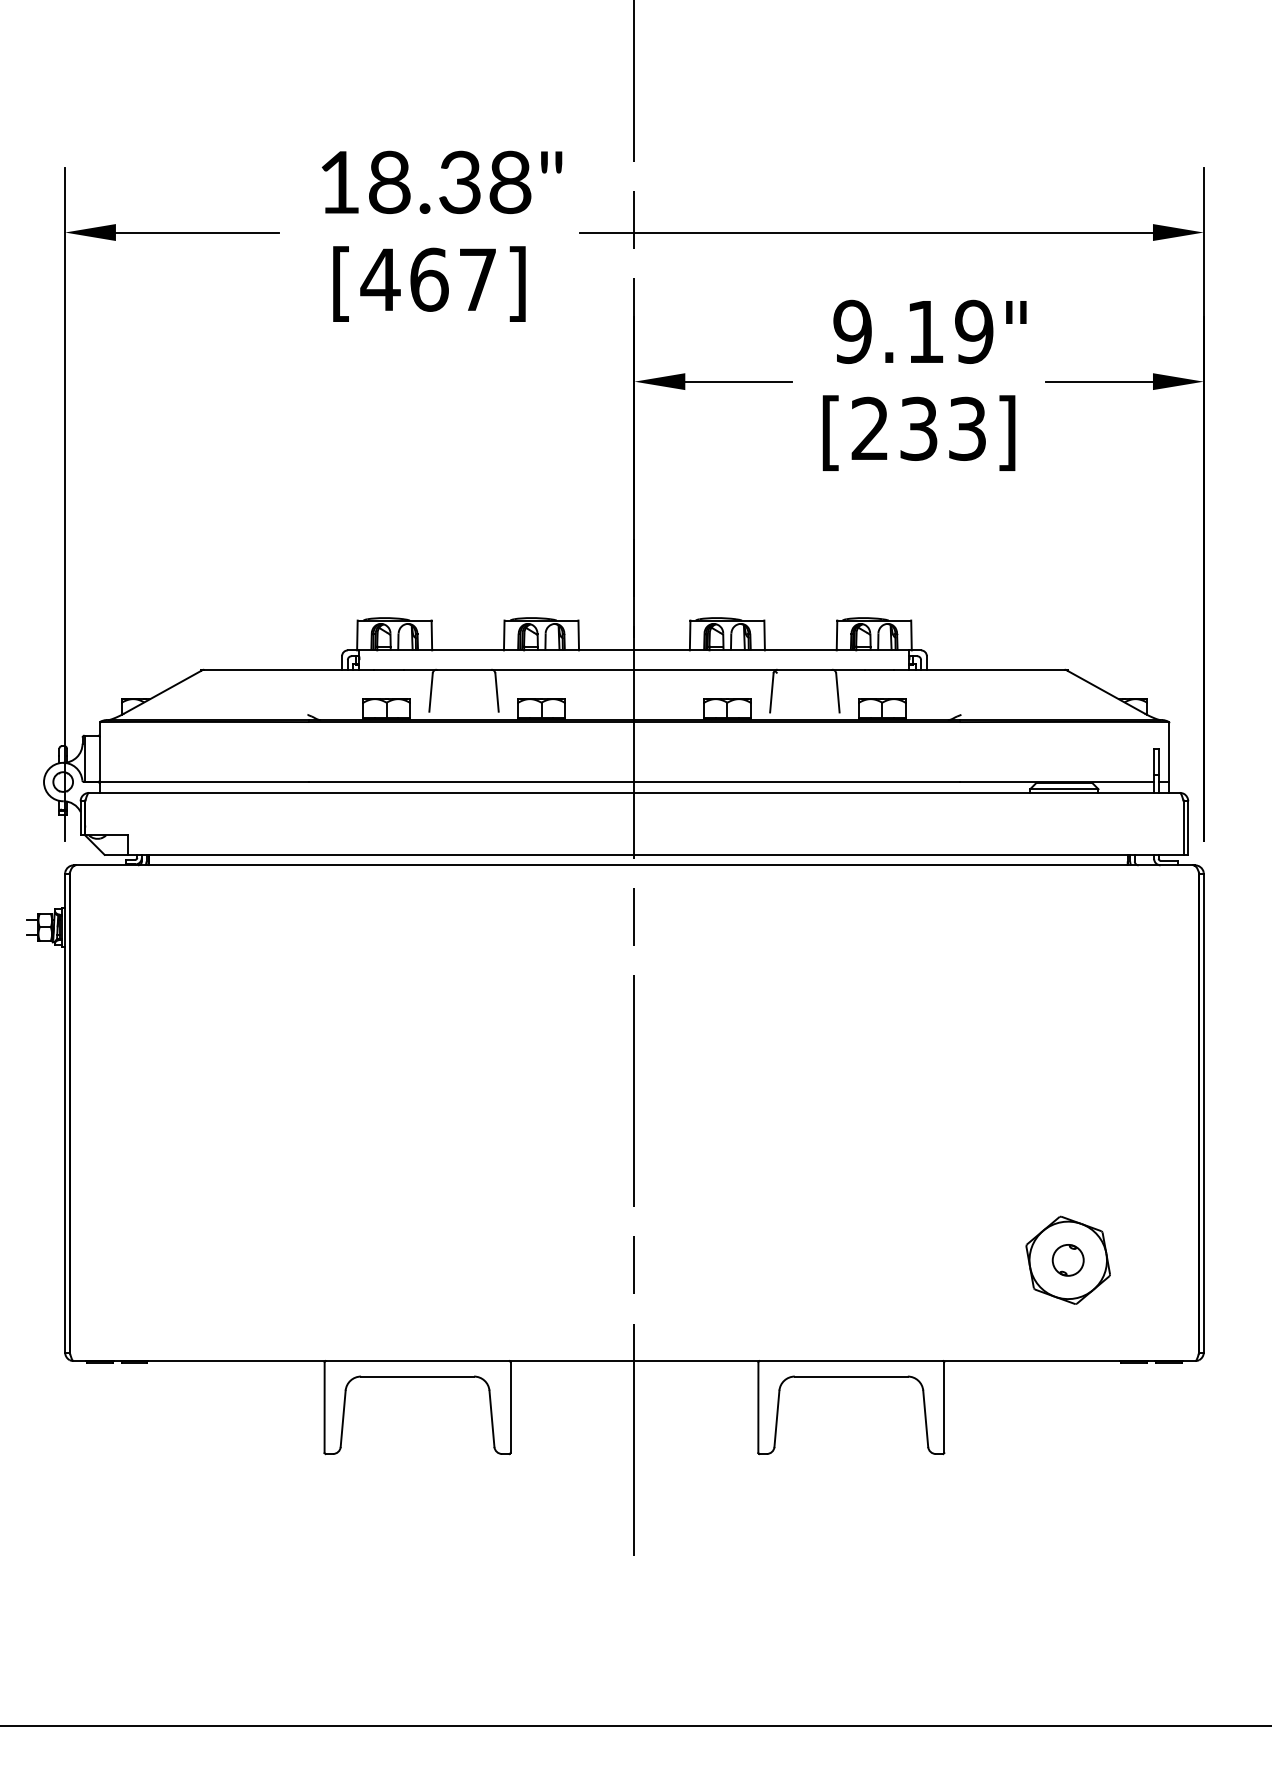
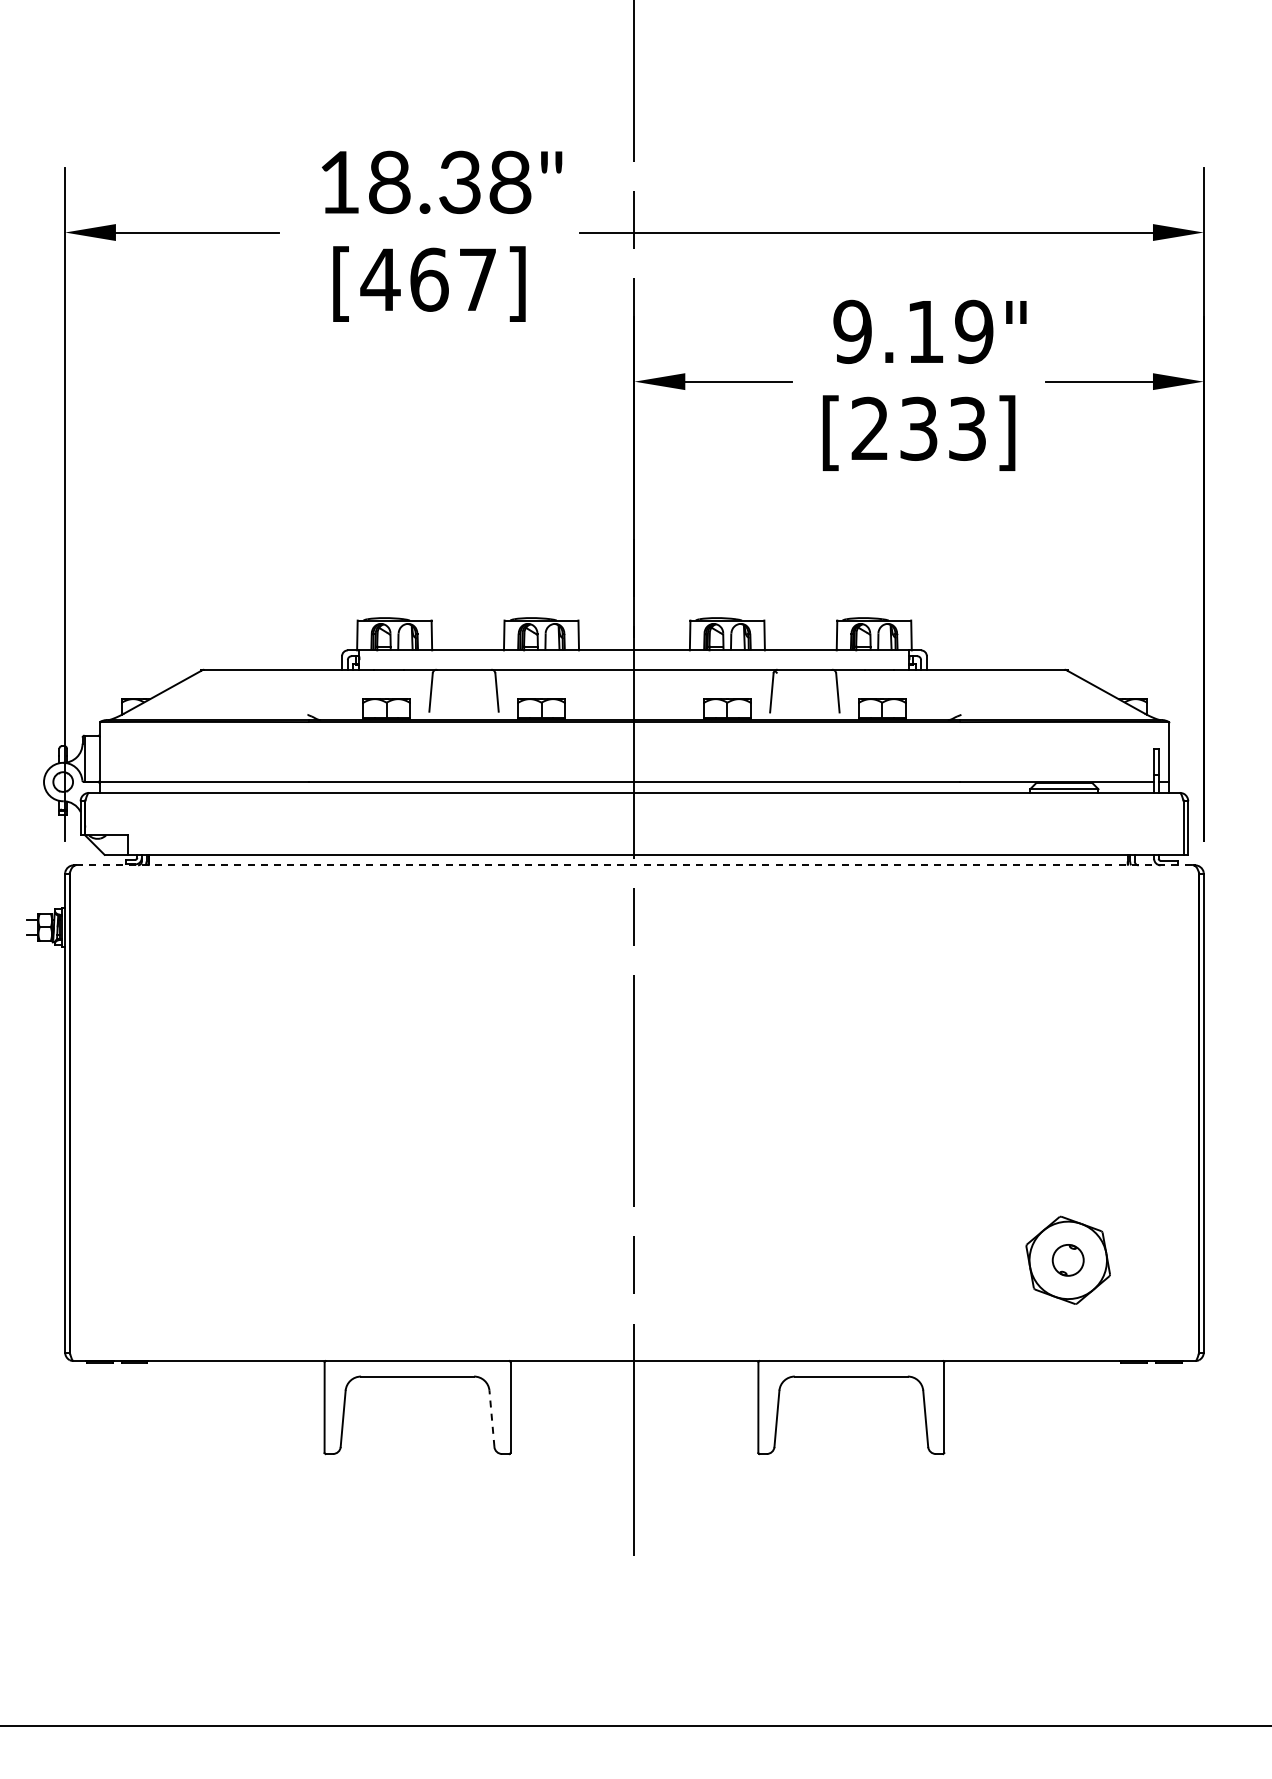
line: solid -> dashed (635, 865)
line: solid -> dashed (491, 1418)
